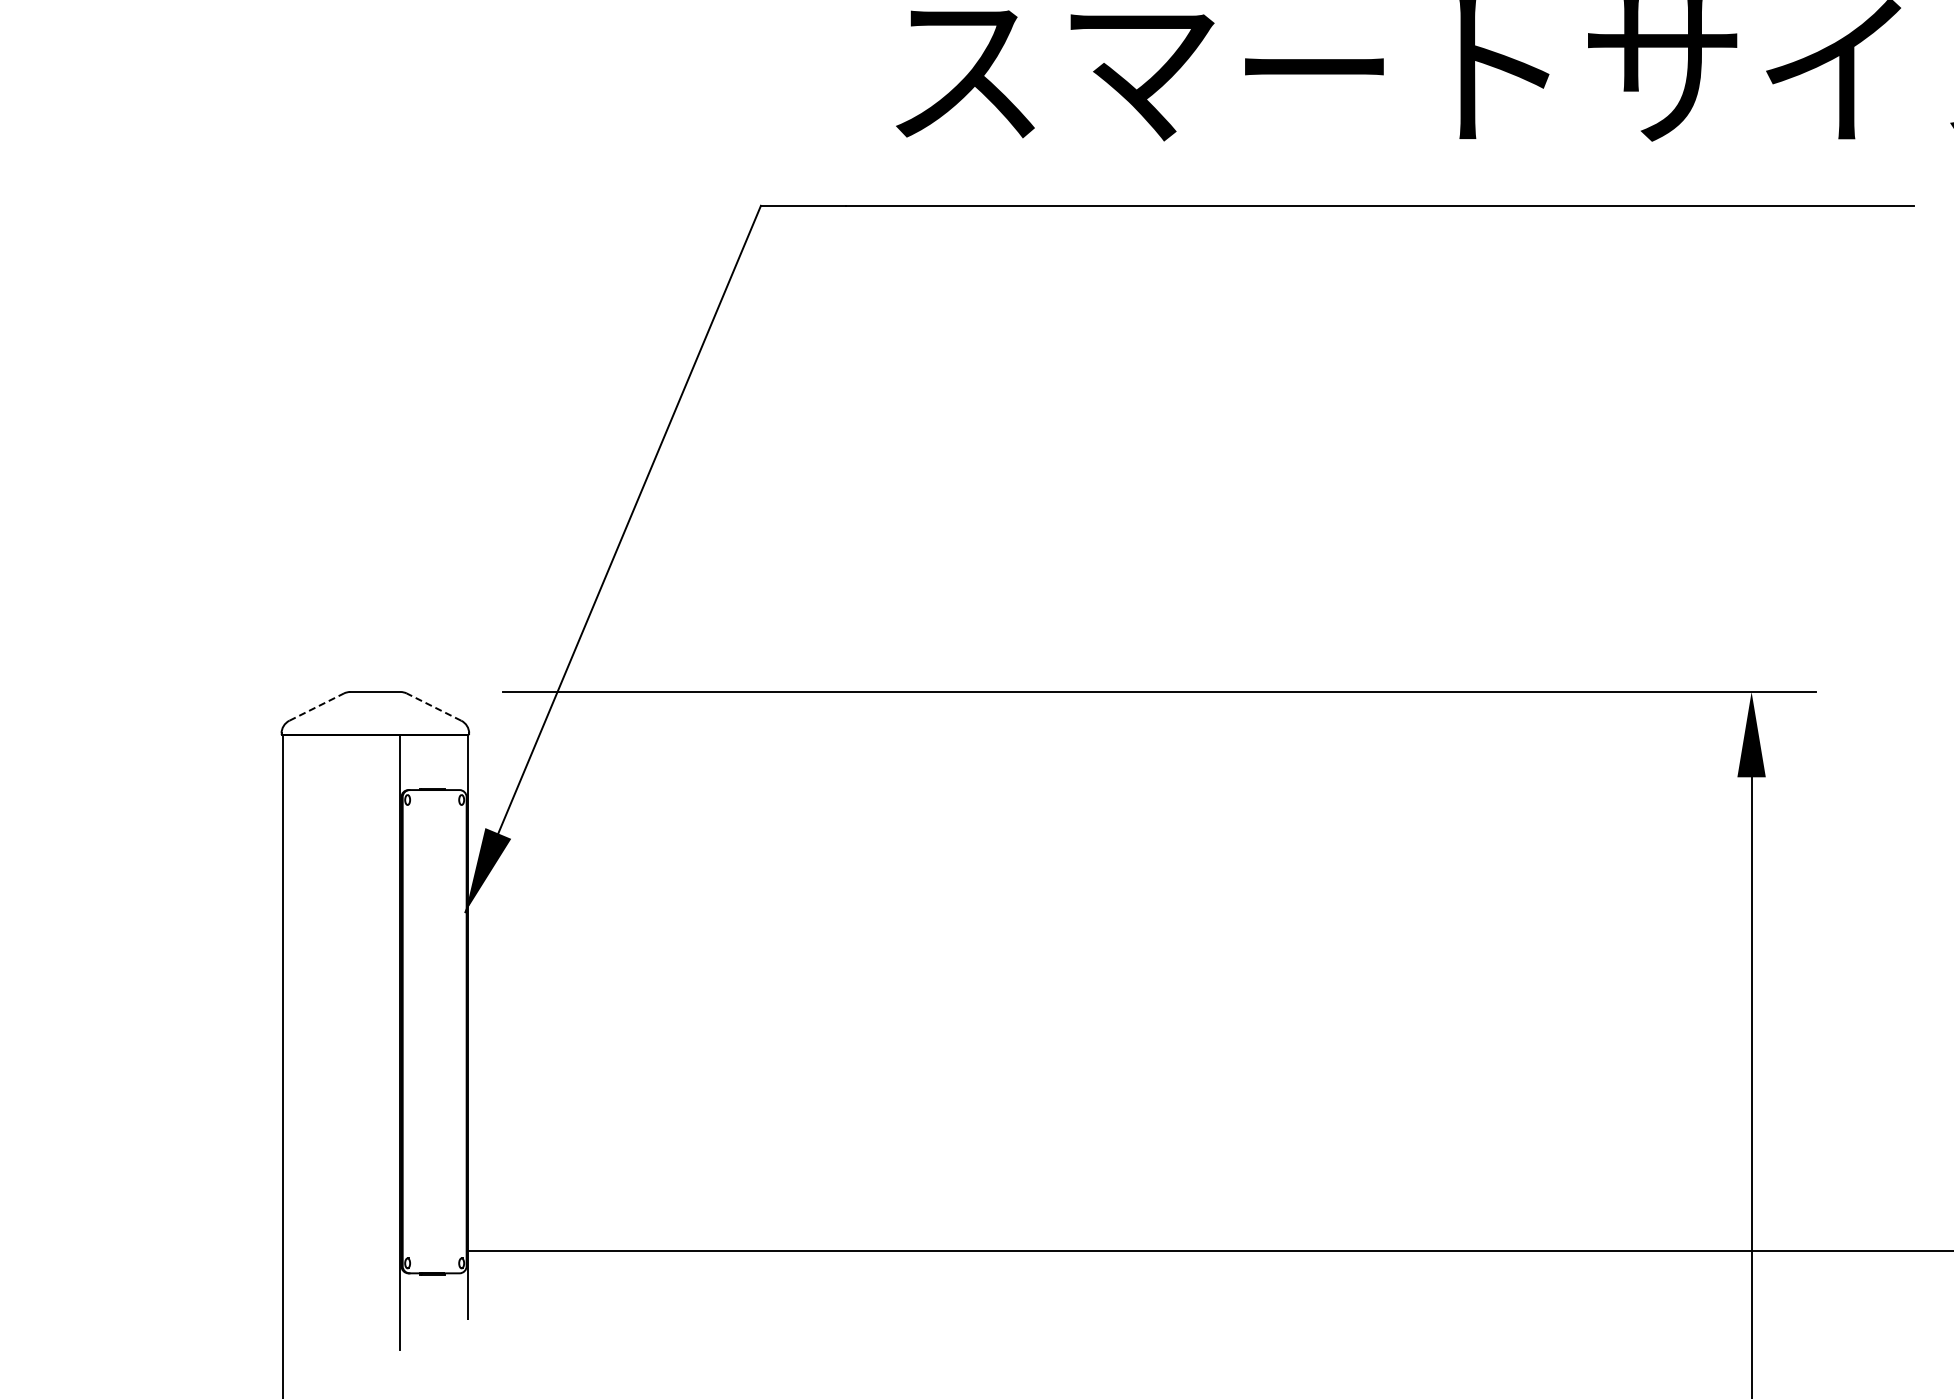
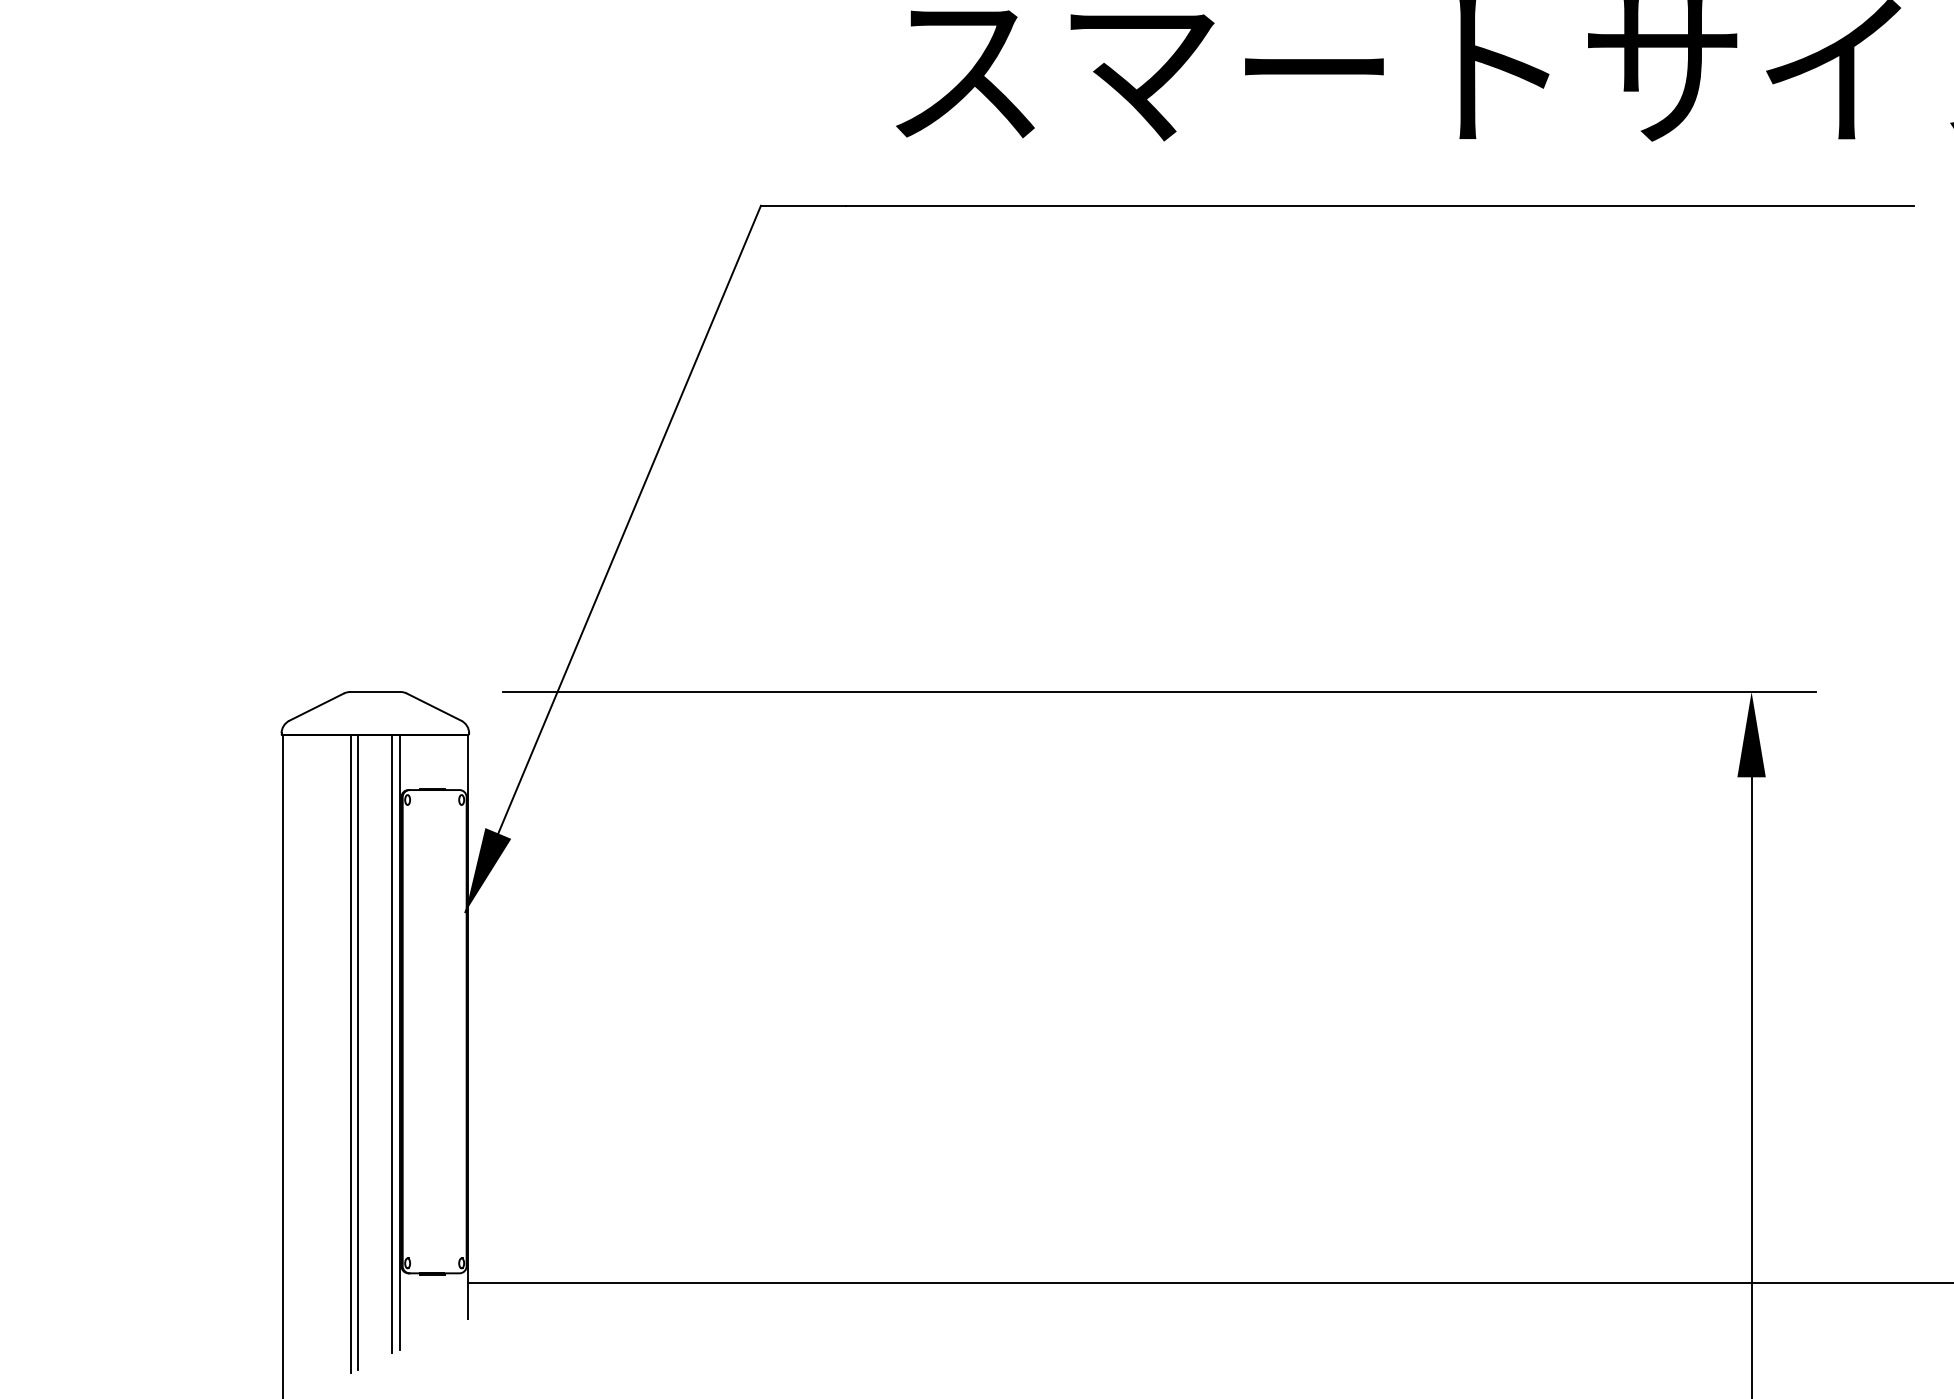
line: dashed -> solid (317, 706)
line: dashed -> solid (433, 706)
line: none -> present (392, 1043)
line: none -> present (358, 1051)
line: none -> present (351, 1053)
line position: (1208, 1250) -> (1208, 1282) (1208, 1282)
